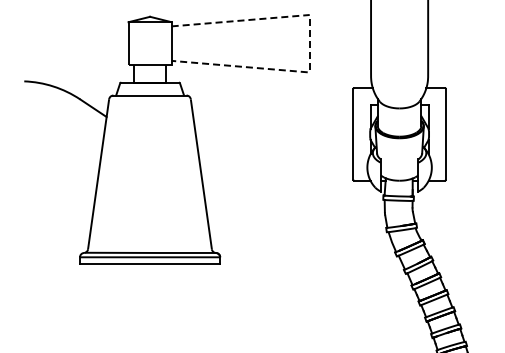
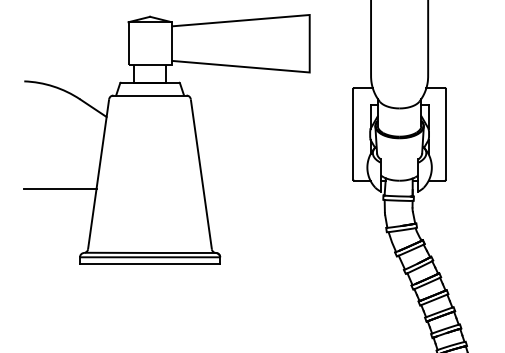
line: dashed -> solid (309, 43)
line: none -> present (60, 189)
